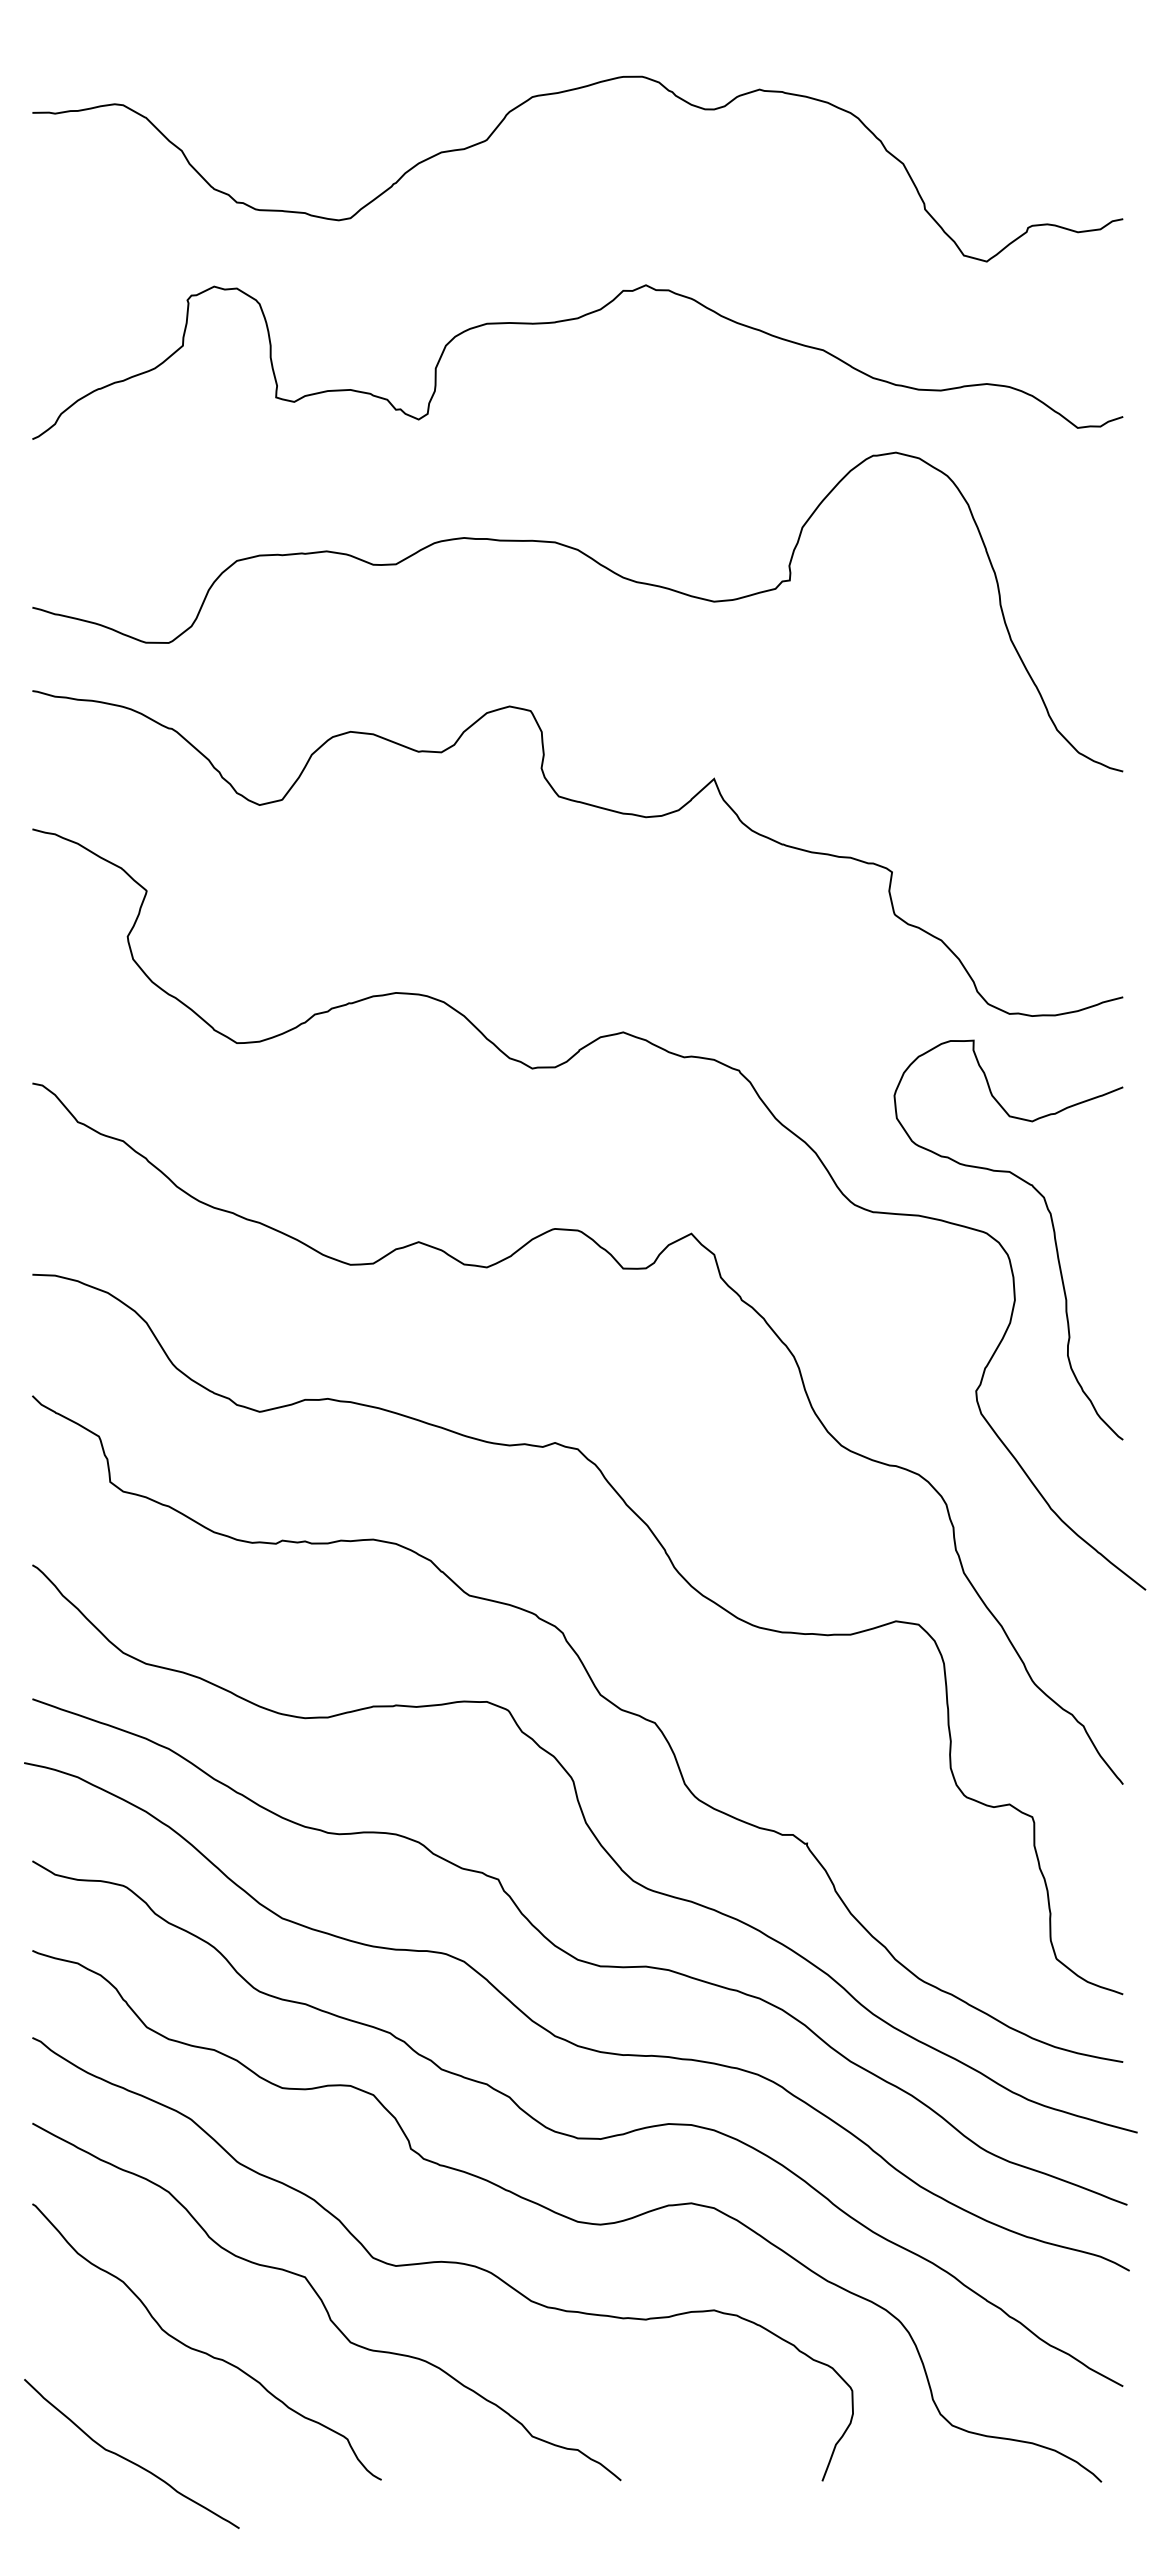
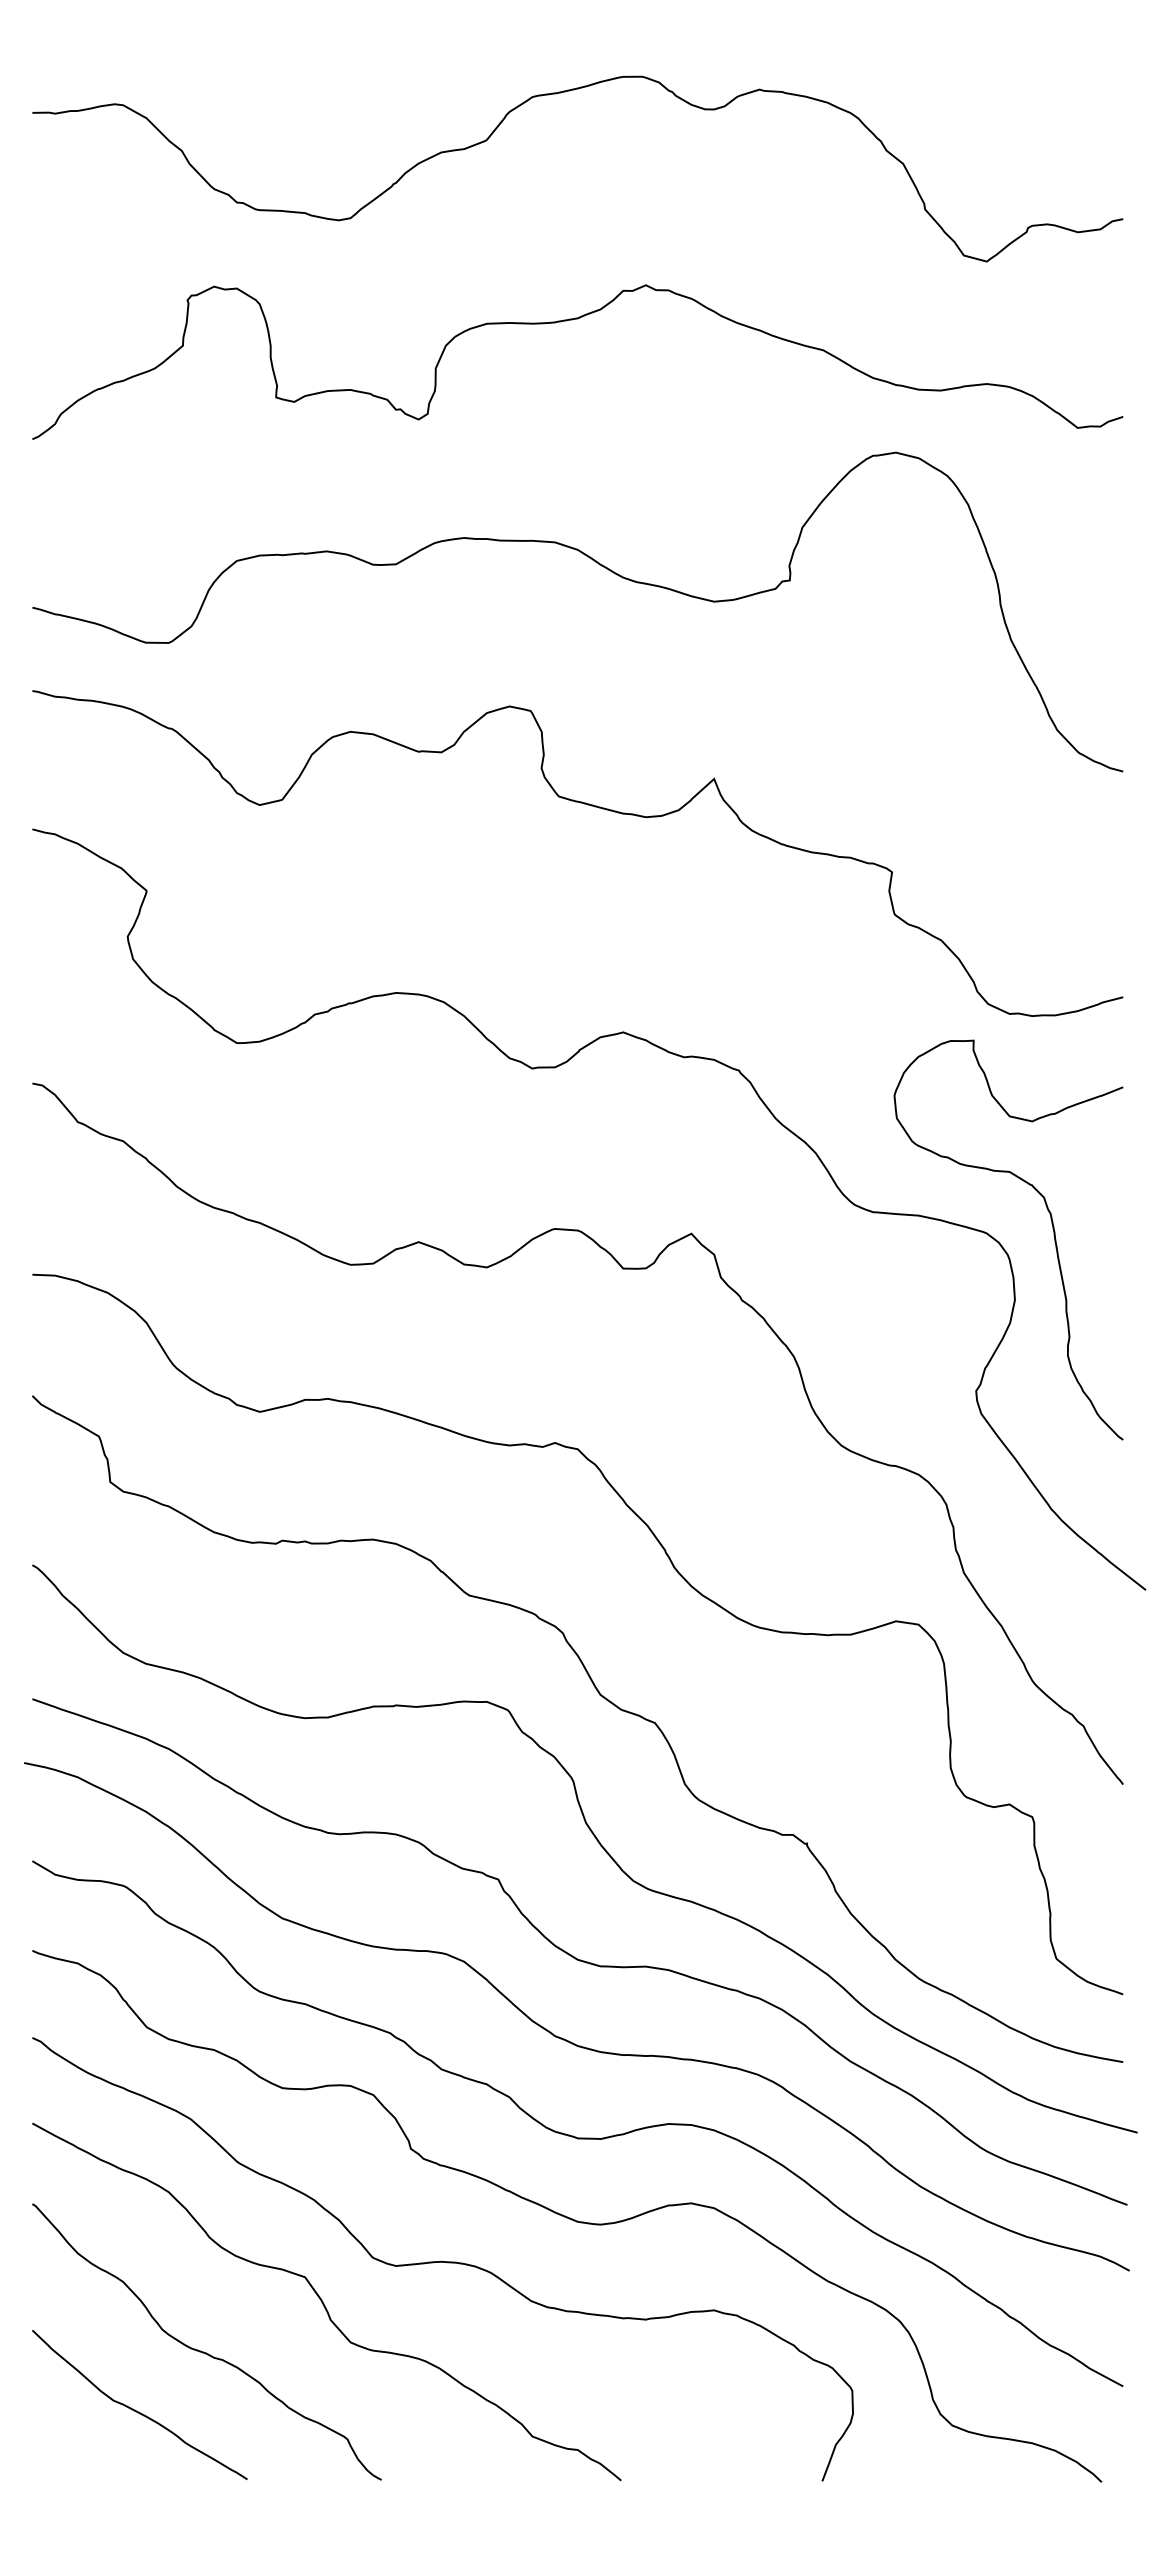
curve position: (127, 2458) -> (135, 2409) (135, 2409)
